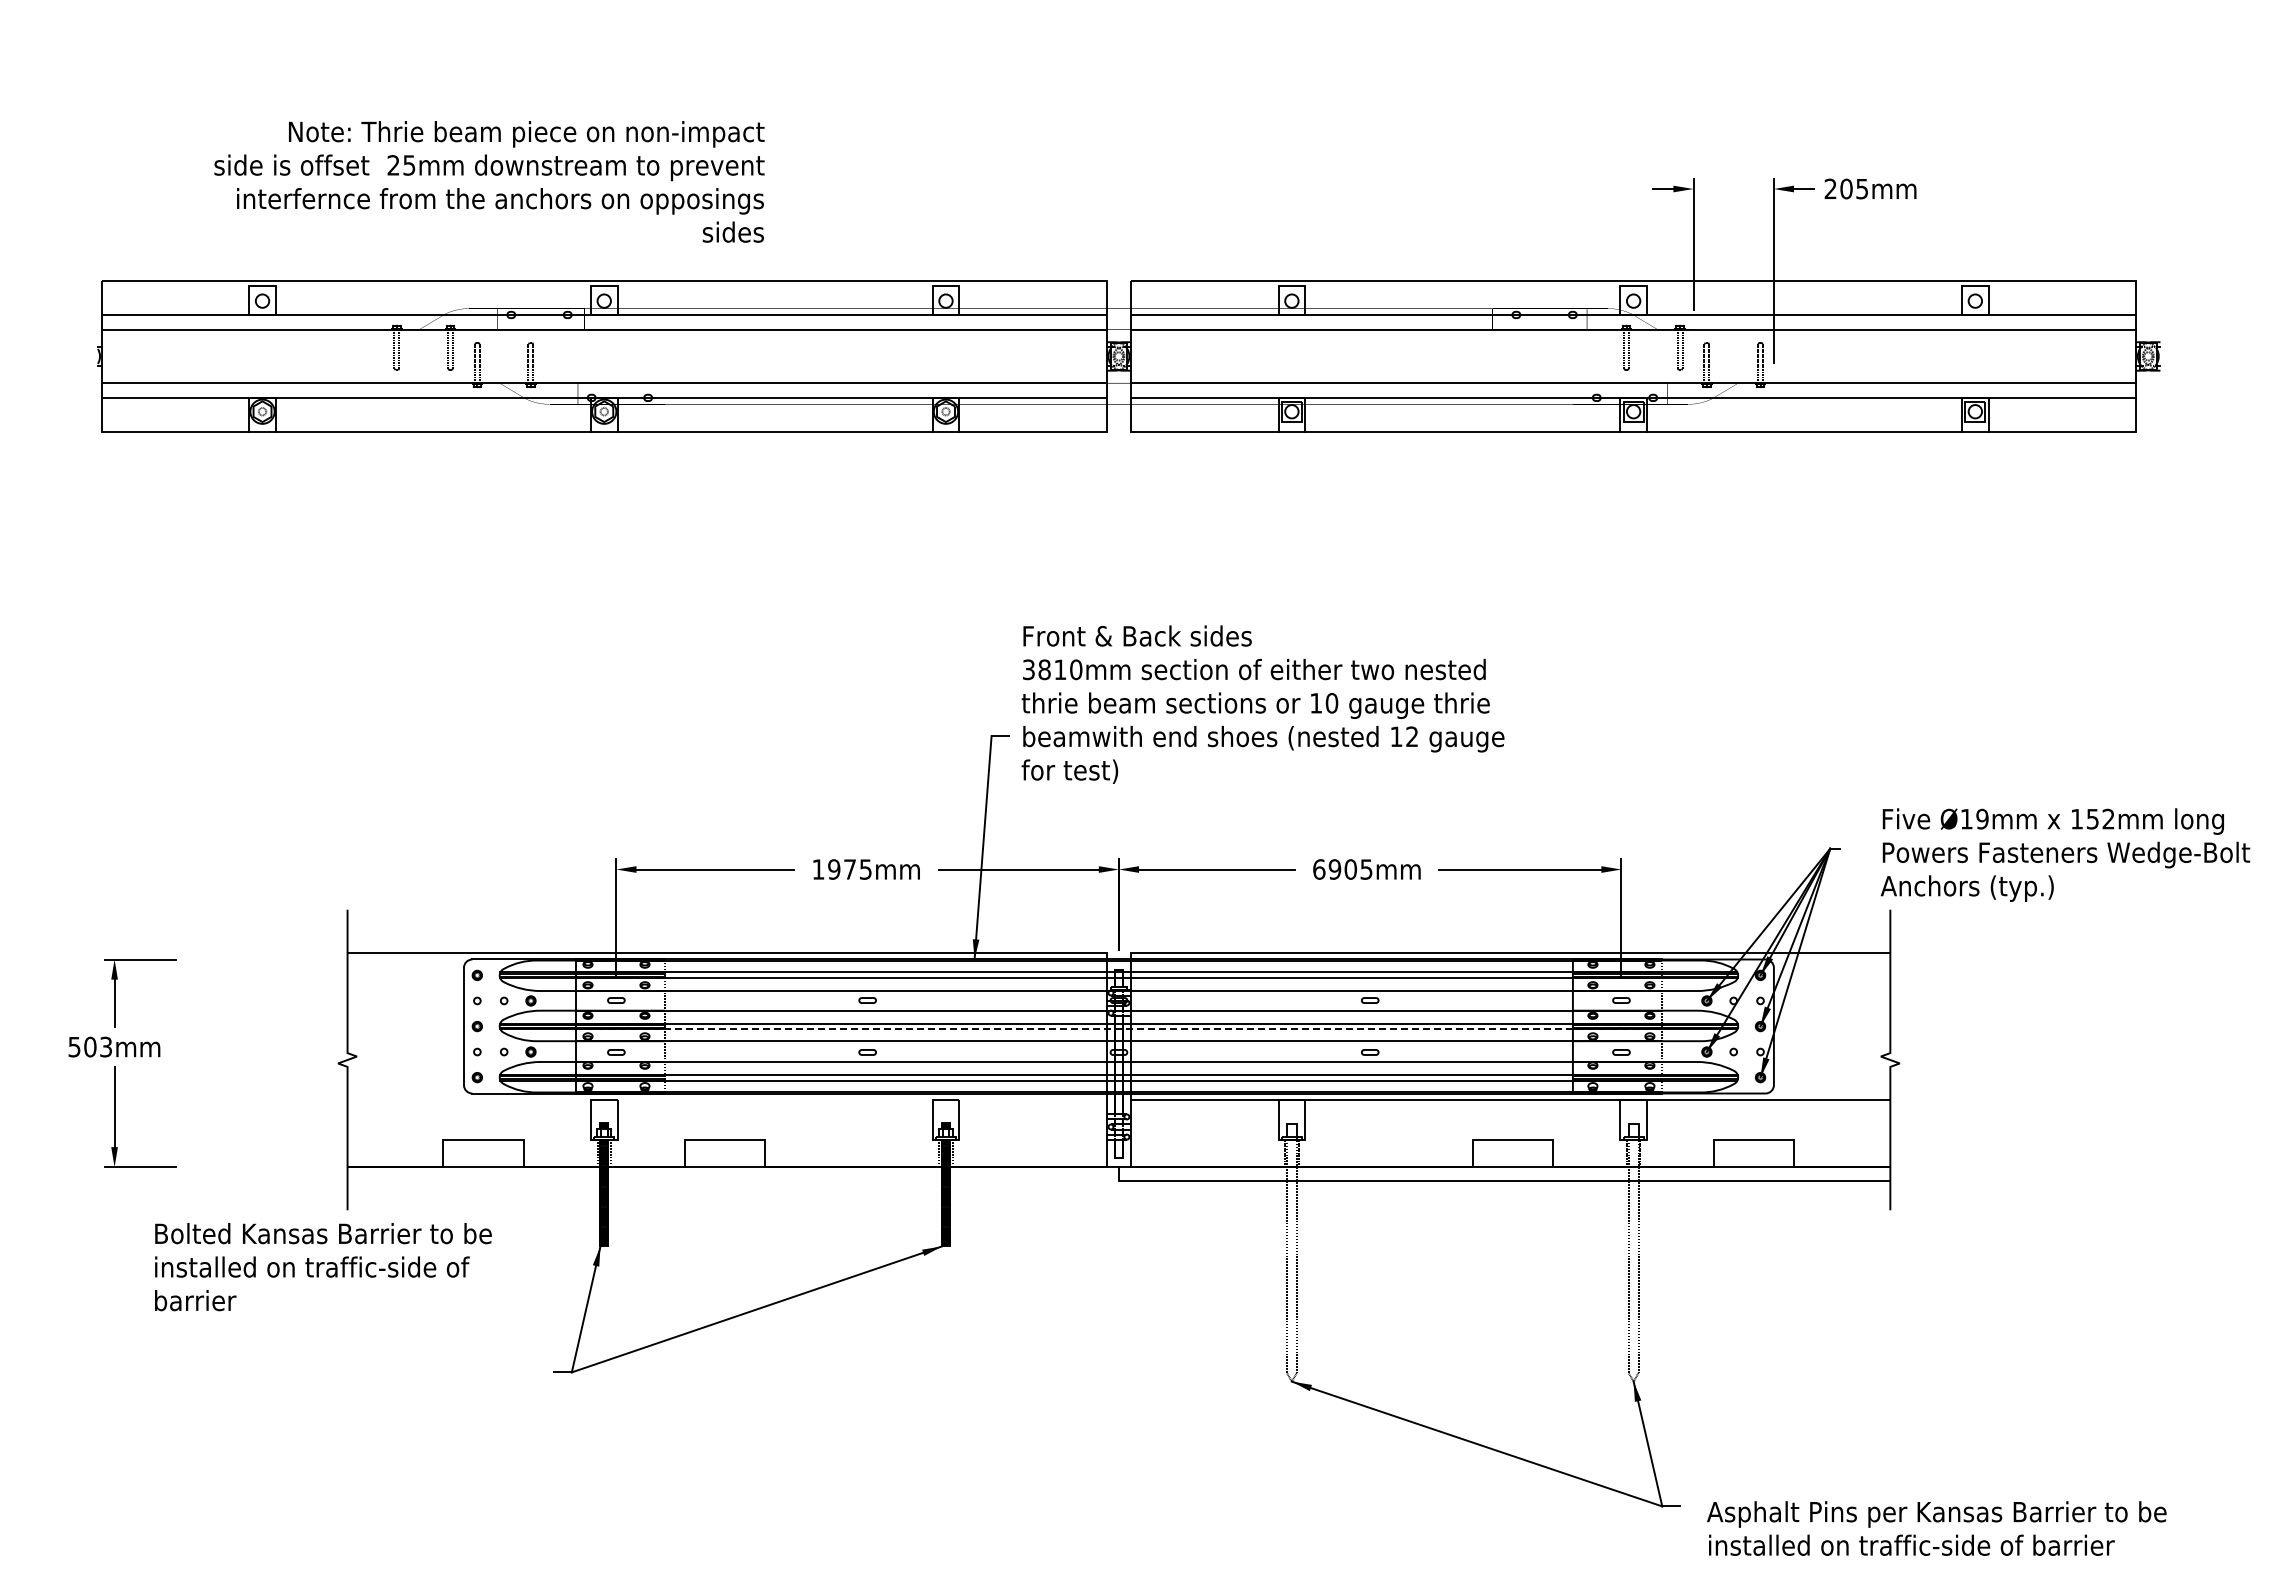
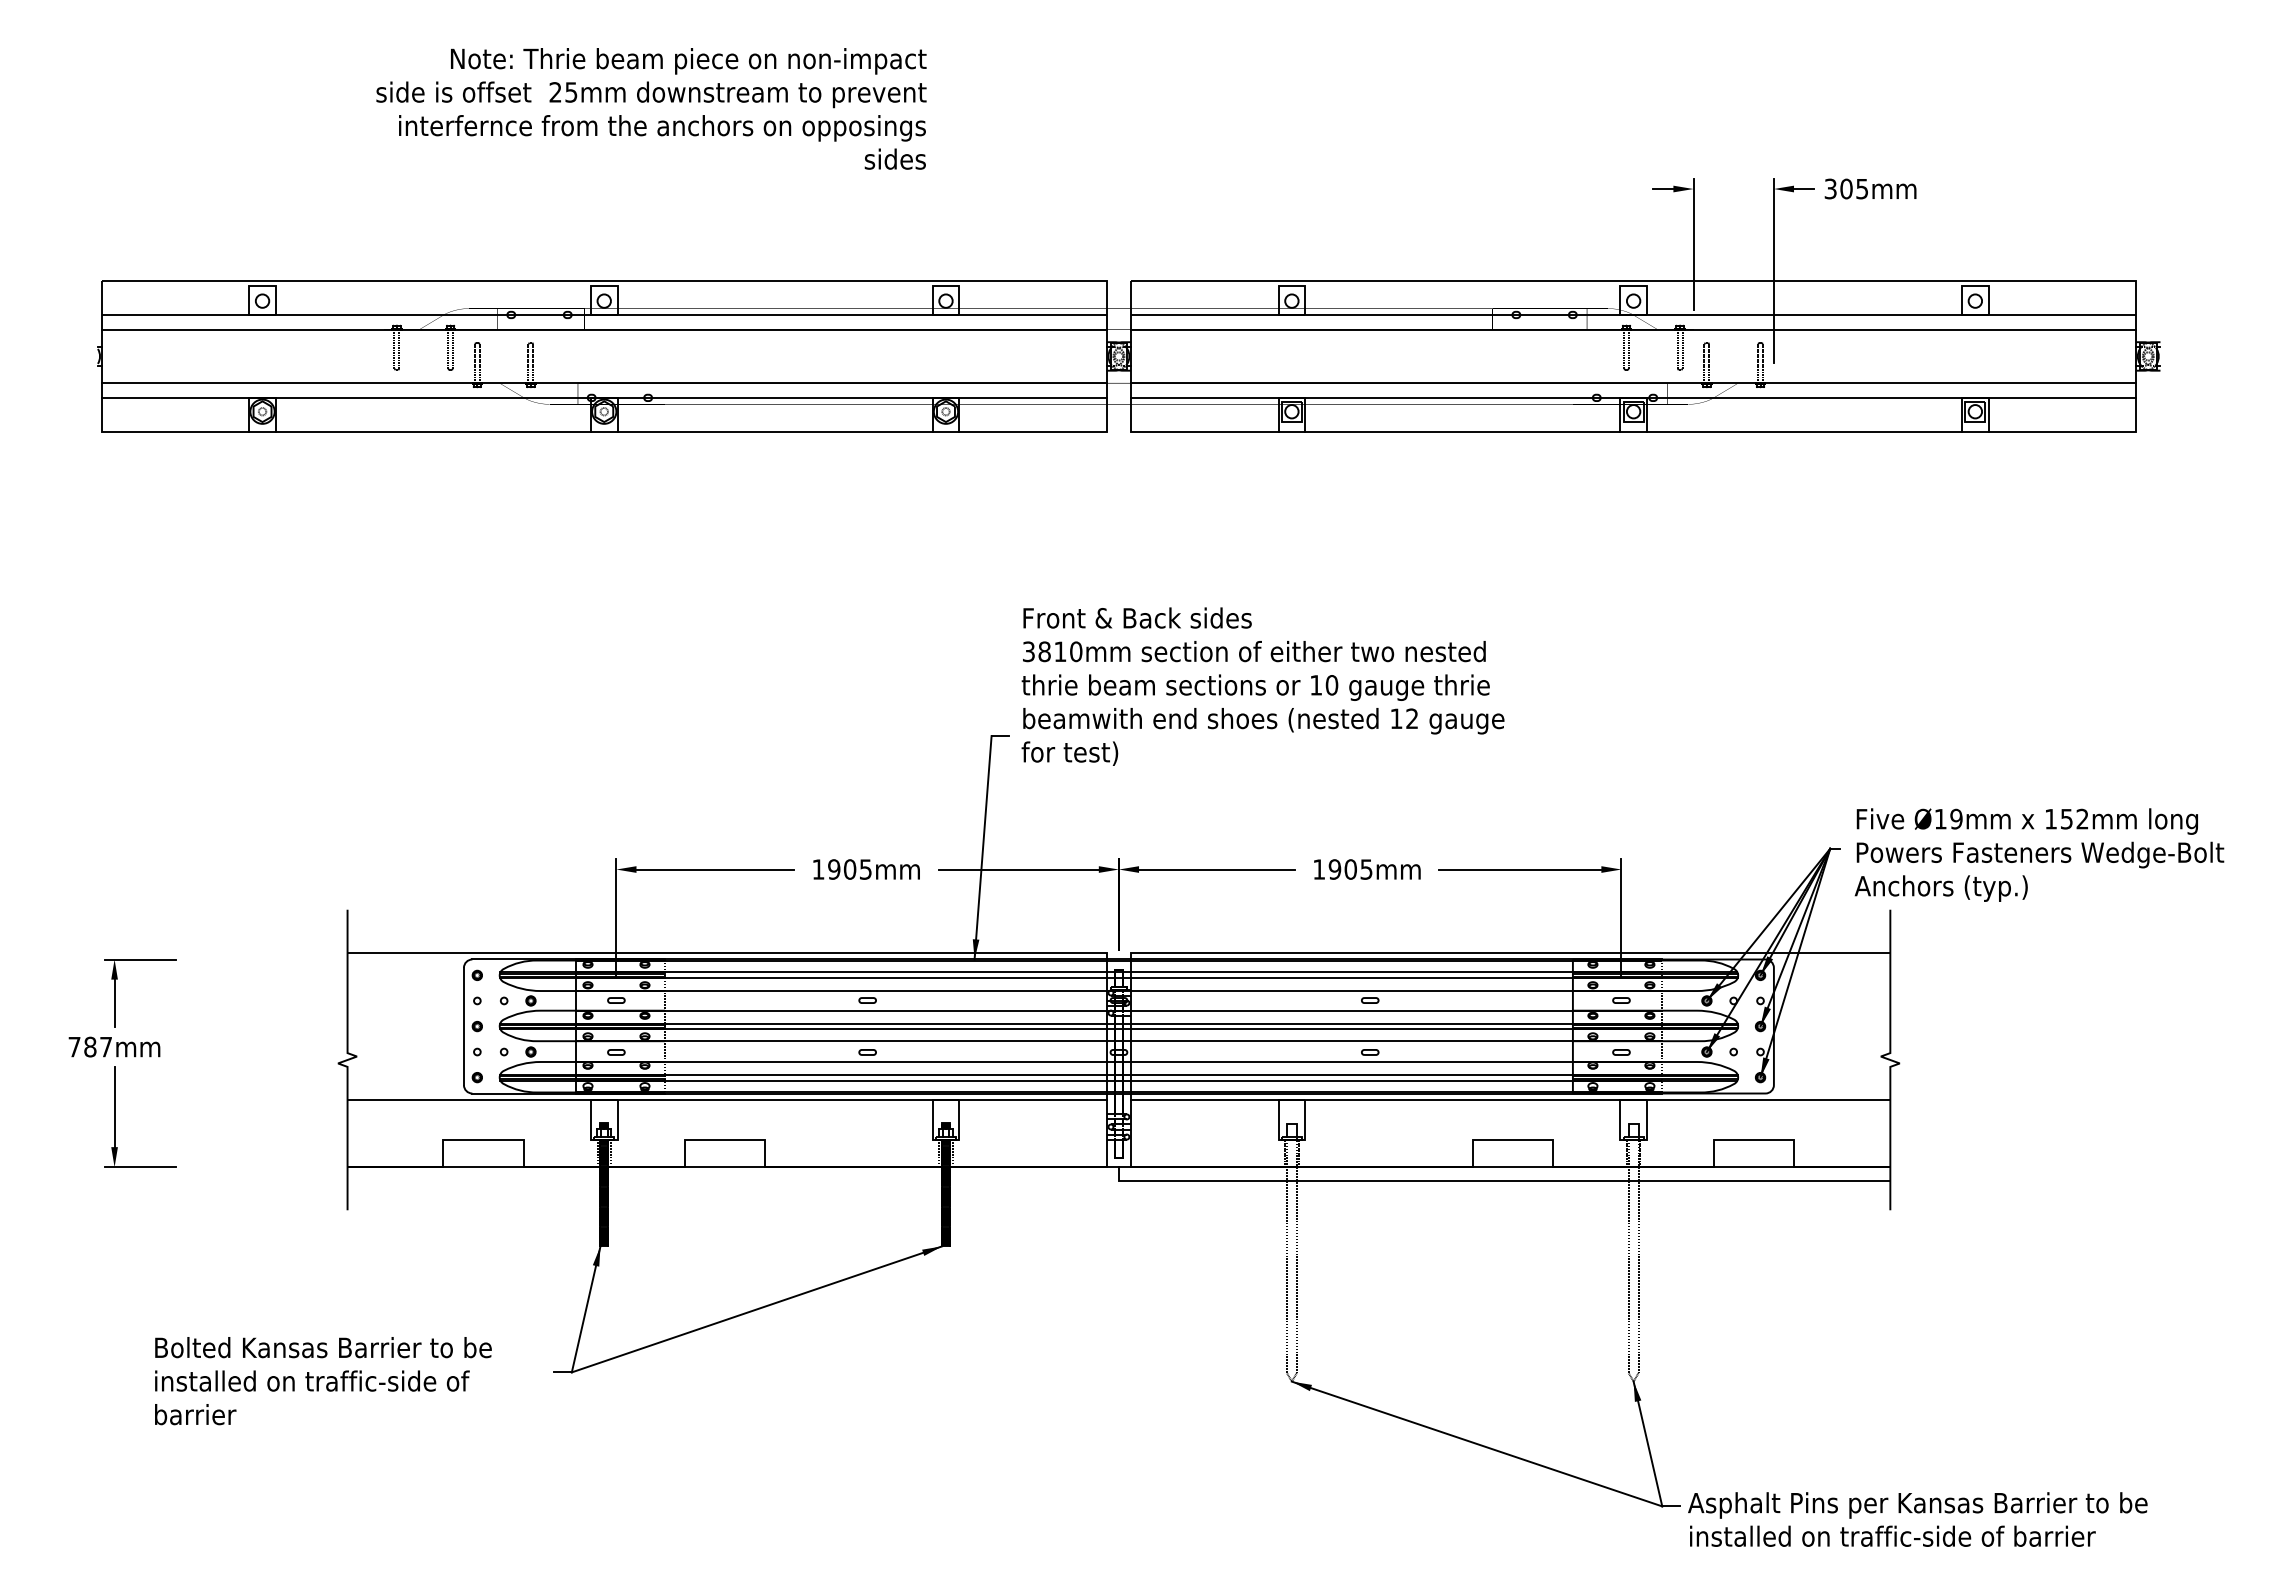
text position: (489, 181) -> (651, 108) (651, 108)
text: 205mm -> 305mm (1830, 189)
text position: (1262, 704) -> (1262, 686) (1262, 686)
text position: (2065, 854) -> (2039, 854) (2039, 854)
text: 1975mm -> 1905mm (849, 869)
text: 6905mm -> 1905mm (1319, 869)
line: dashed -> solid (1118, 1029)
text: 503mm -> 787mm (89, 1046)
line: none -> present (726, 1100)
text position: (323, 1267) -> (323, 1381) (323, 1381)
text position: (1936, 1528) -> (1917, 1519) (1917, 1519)
